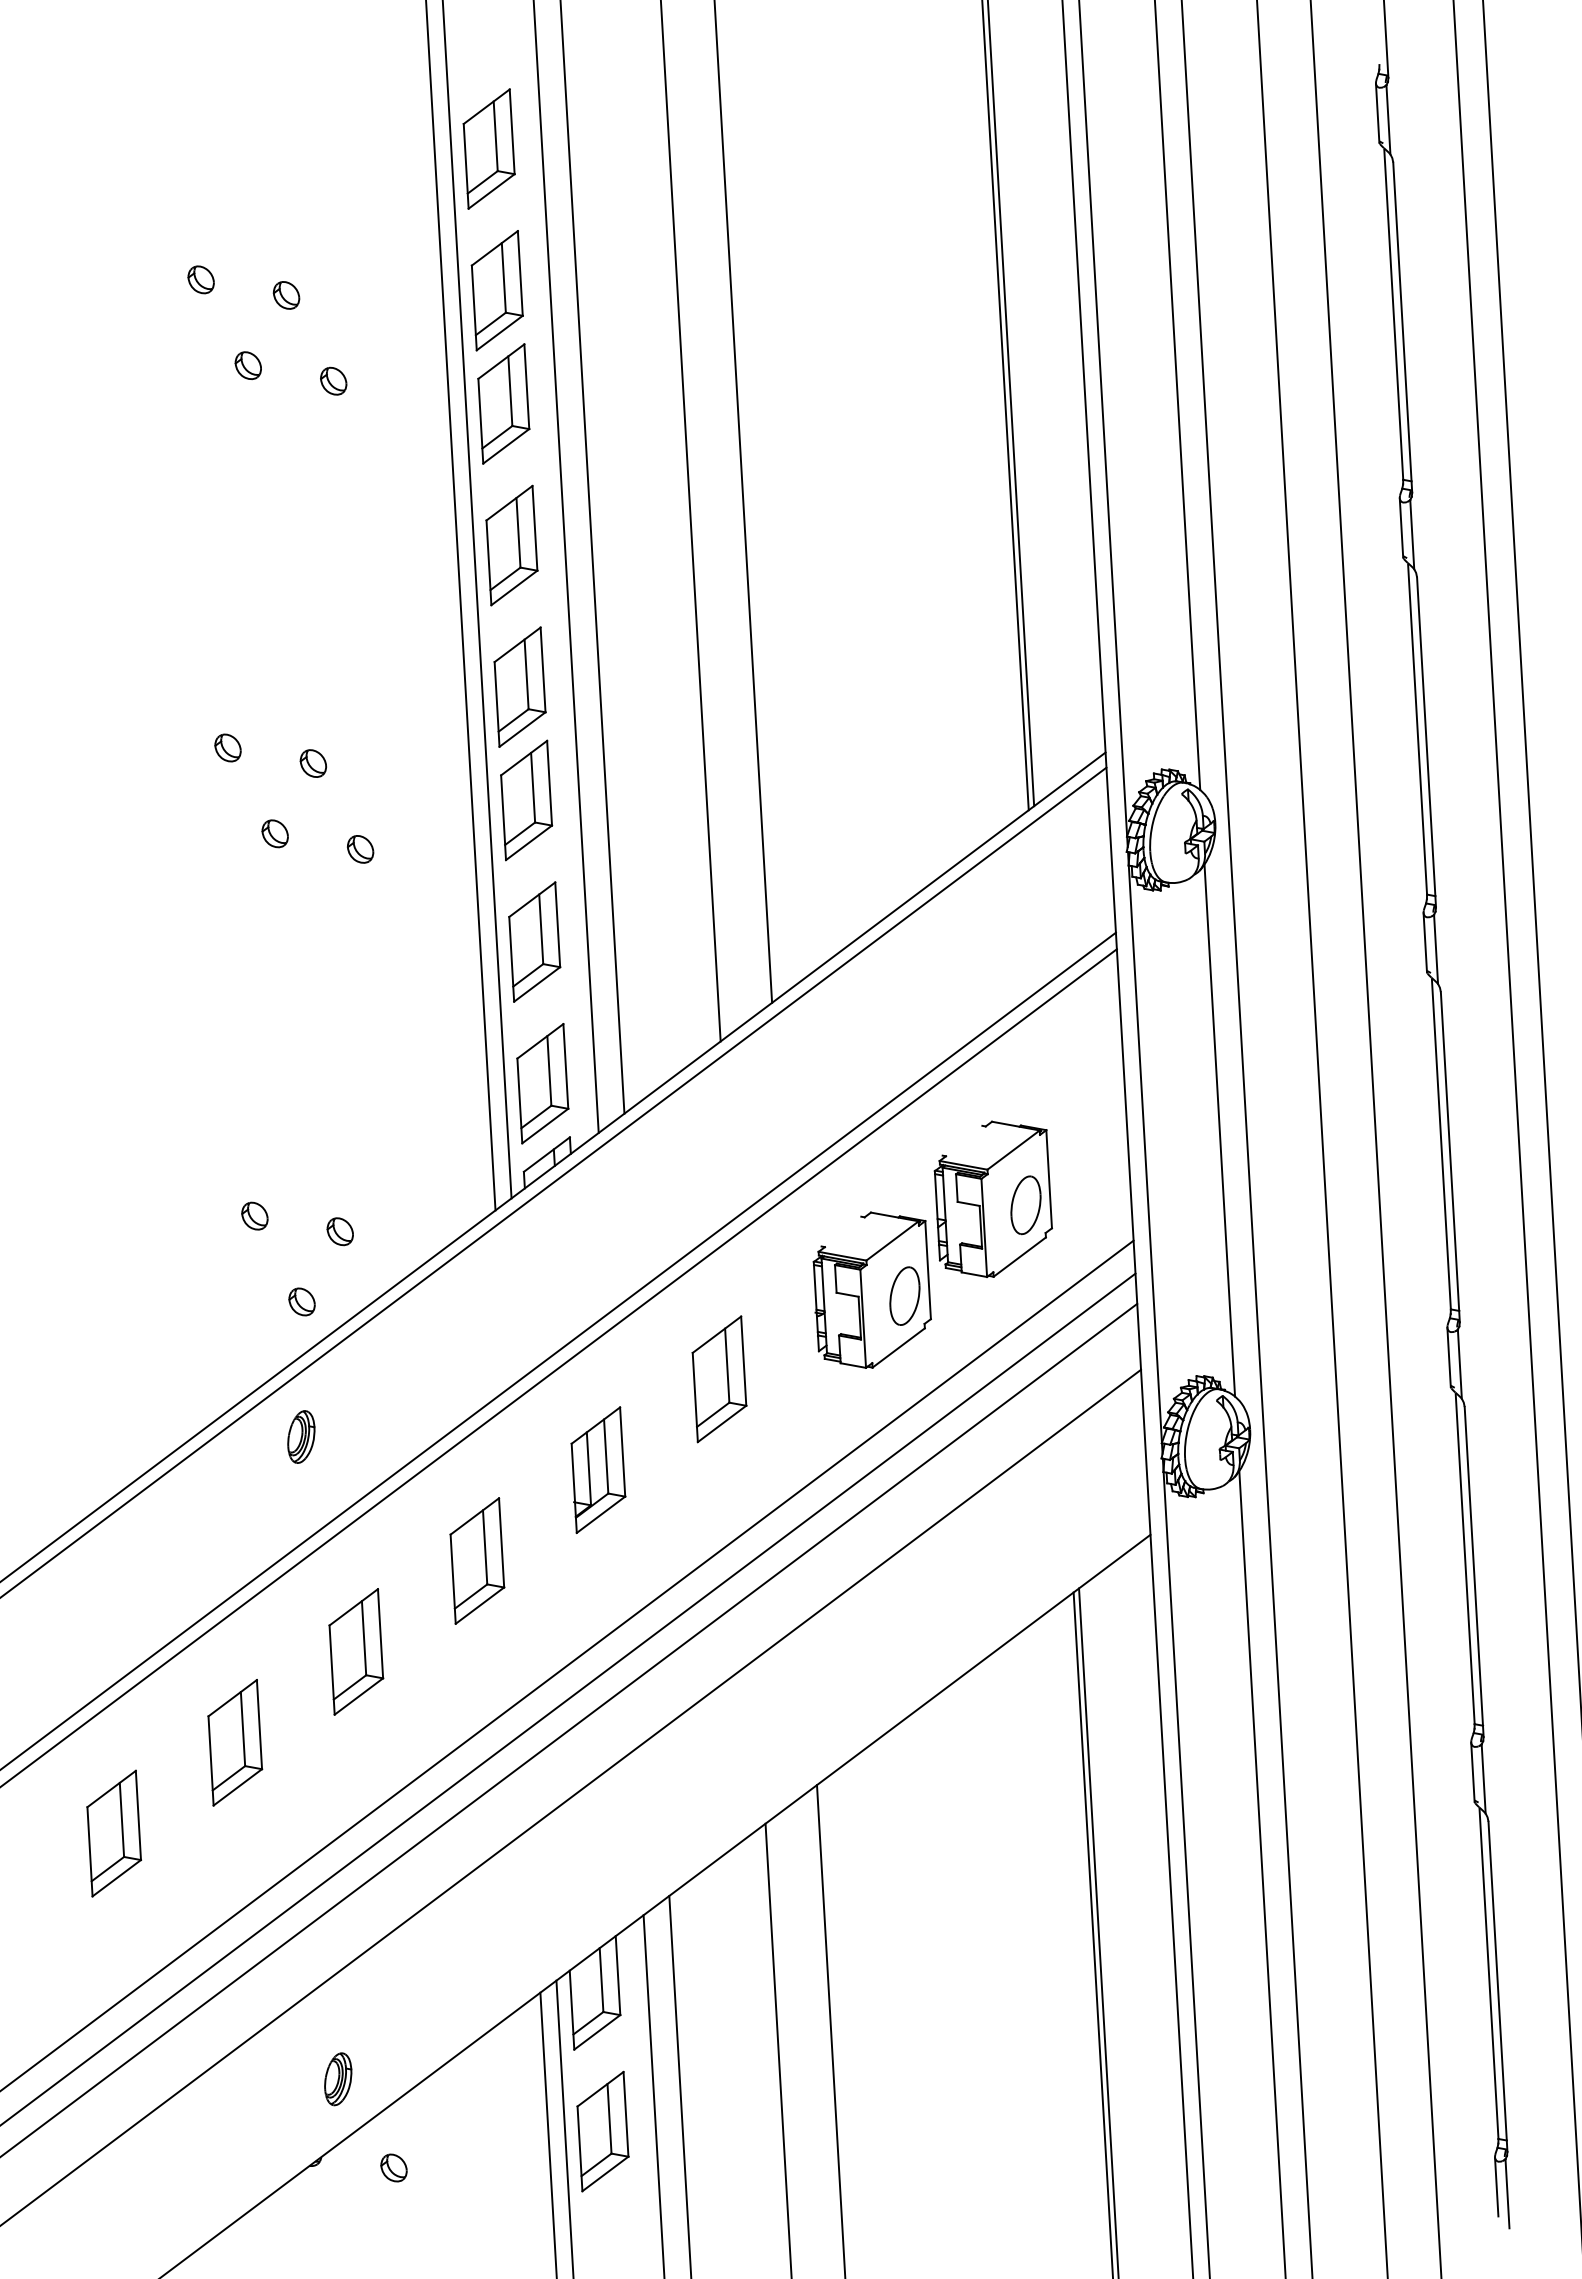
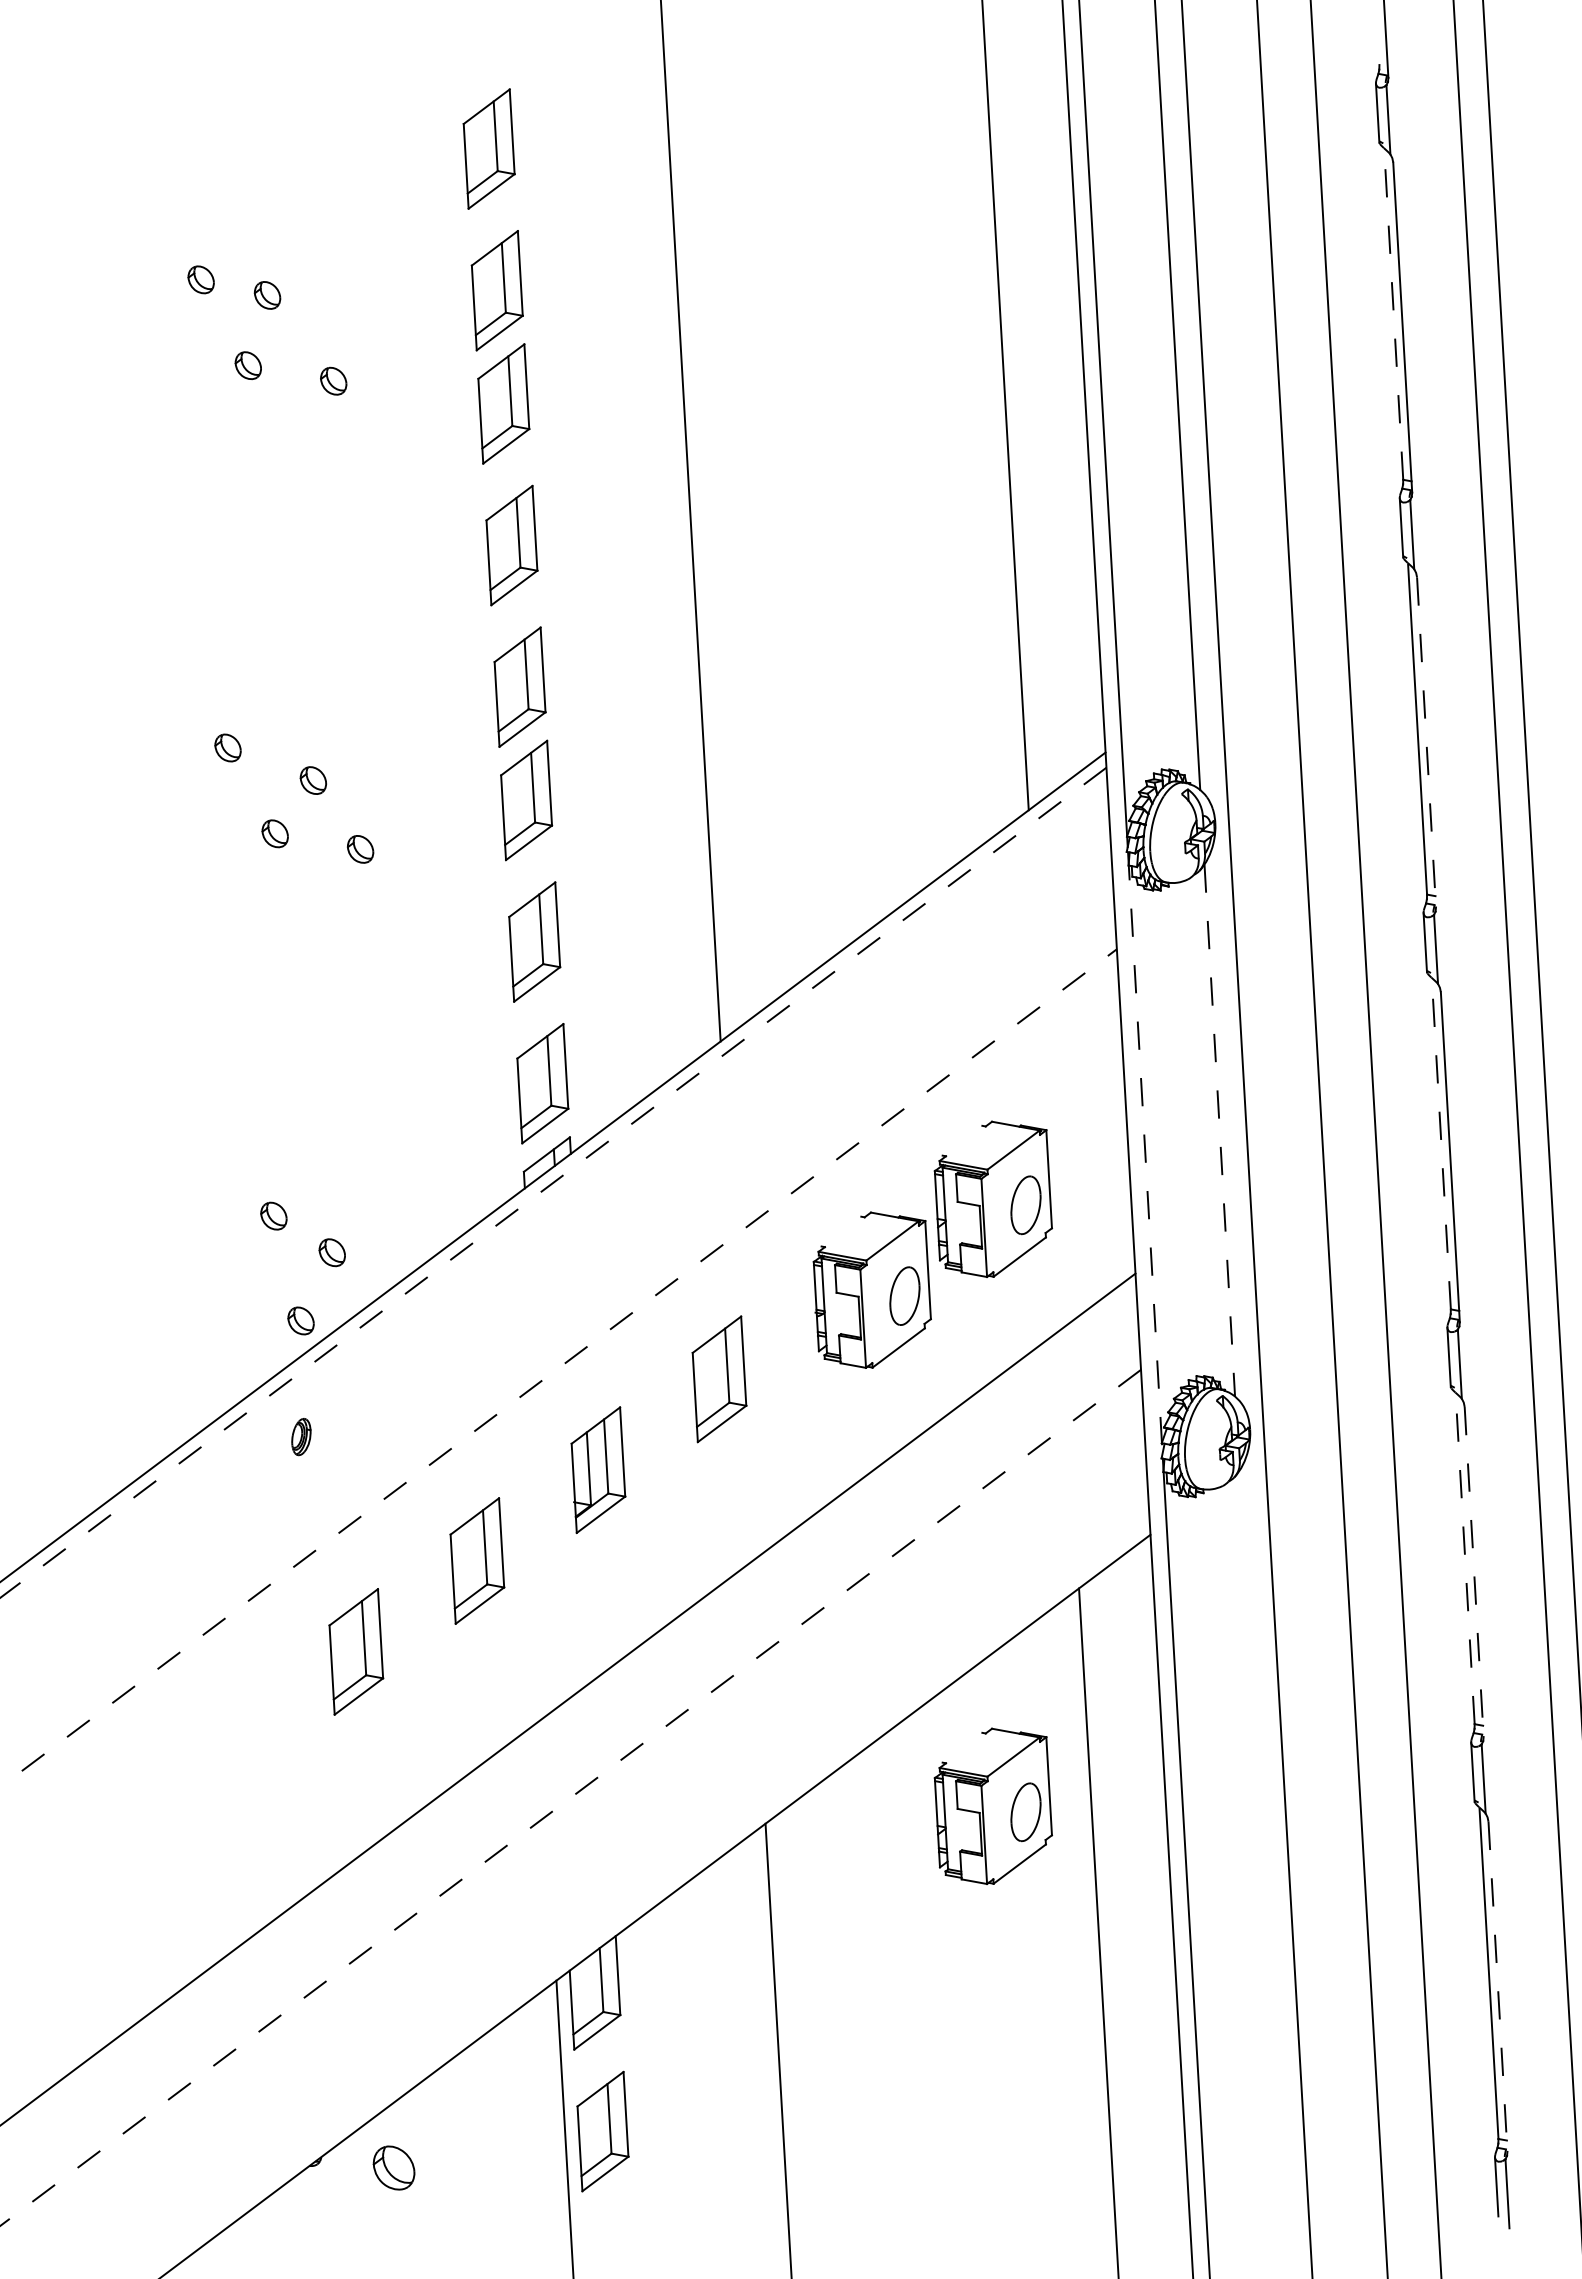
part position: (286, 295) -> (267, 295) (267, 295)
line: solid -> dashed (1393, 314)
line: present -> none (1011, 404)
line: present -> none (743, 502)
line: present -> none (592, 557)
line: present -> none (565, 567)
line: present -> none (476, 600)
line: present -> none (460, 606)
line: solid -> dashed (1426, 742)
part position: (313, 763) -> (313, 780) (313, 780)
line: solid -> dashed (1219, 1130)
line: solid -> dashed (1441, 1143)
line: solid -> dashed (1145, 1153)
line: solid -> dashed (553, 1183)
part position: (254, 1215) -> (273, 1215) (273, 1215)
part position: (339, 1231) -> (331, 1252) (331, 1252)
part position: (301, 1301) -> (300, 1320) (300, 1320)
line: present -> none (558, 1350)
line: solid -> dashed (558, 1368)
part size: 29x54 px -> 21x39 px (301, 1437)
line: solid -> dashed (1465, 1558)
line: solid -> dashed (1474, 1572)
line: present -> none (567, 1664)
line: present -> none (569, 1729)
part: present -> none (235, 1742)
line: solid -> dashed (570, 1797)
part: none -> present (992, 1805)
part: present -> none (113, 1833)
line: present -> none (1262, 1873)
line: present -> none (1092, 1933)
line: solid -> dashed (1498, 1987)
line: present -> none (831, 2030)
part: present -> none (338, 2079)
line: present -> none (680, 2085)
line: present -> none (653, 2095)
line: present -> none (548, 2133)
part size: 28x30 px -> 44x46 px (393, 2167)
